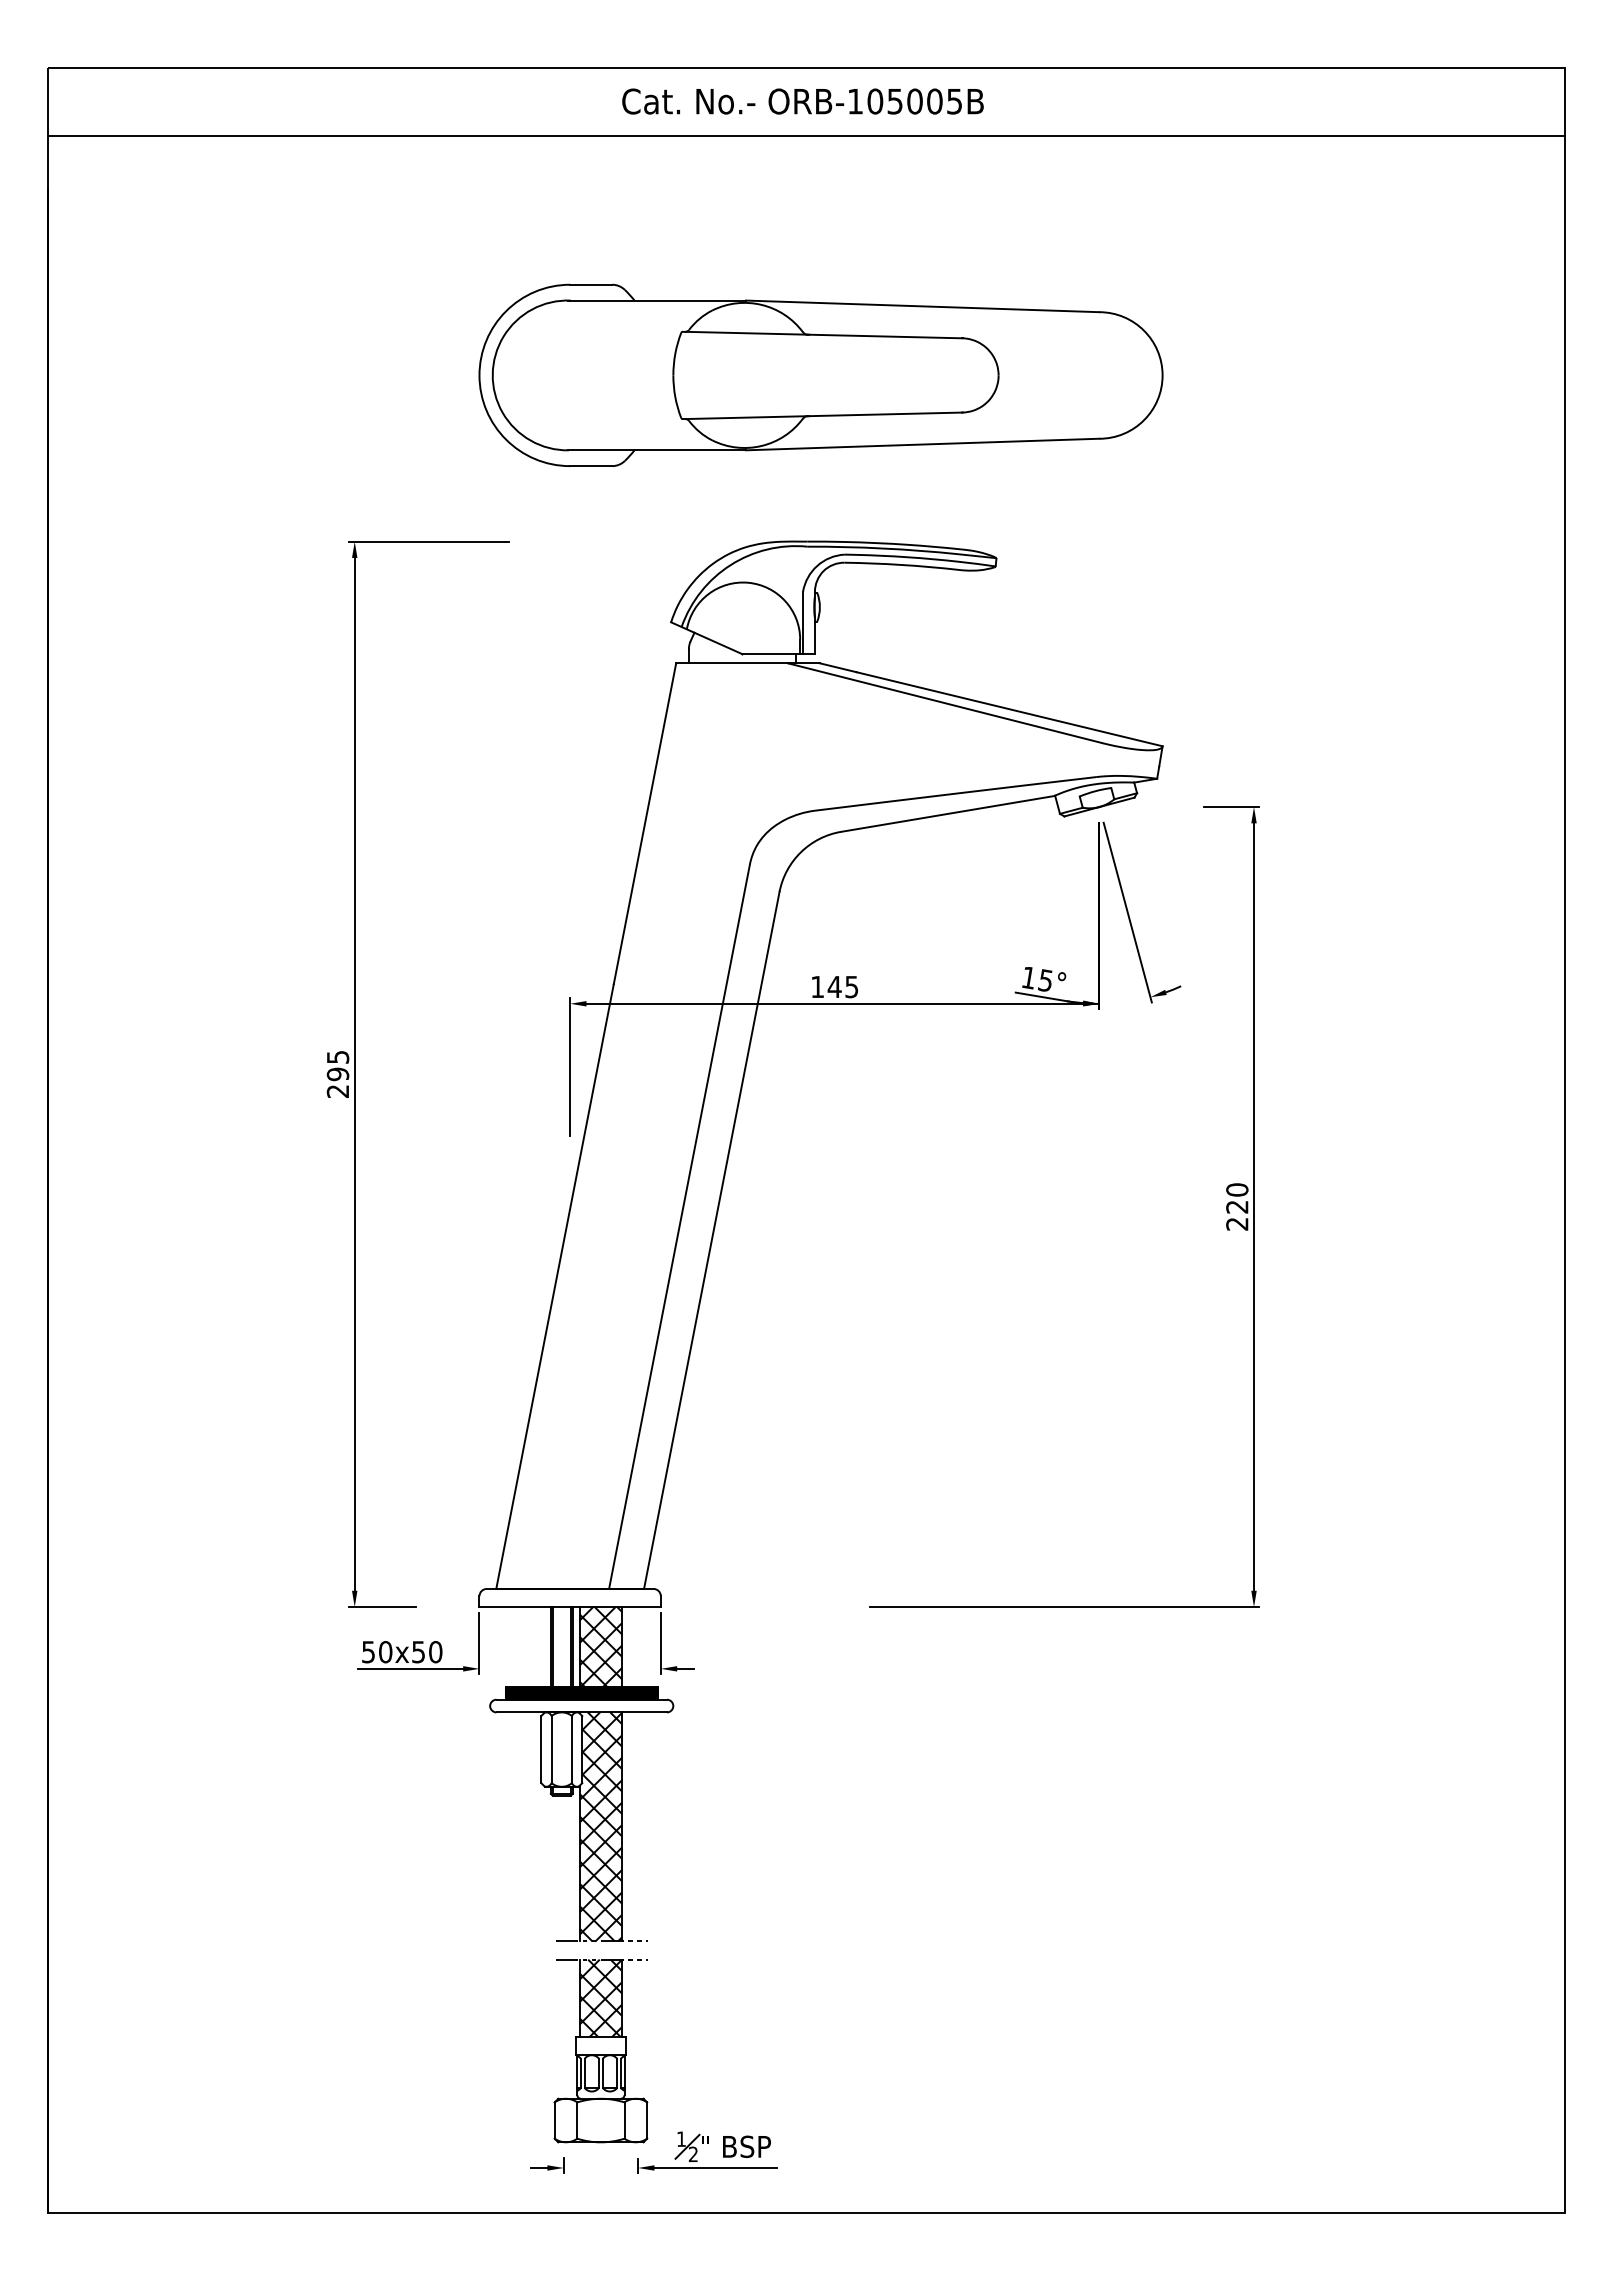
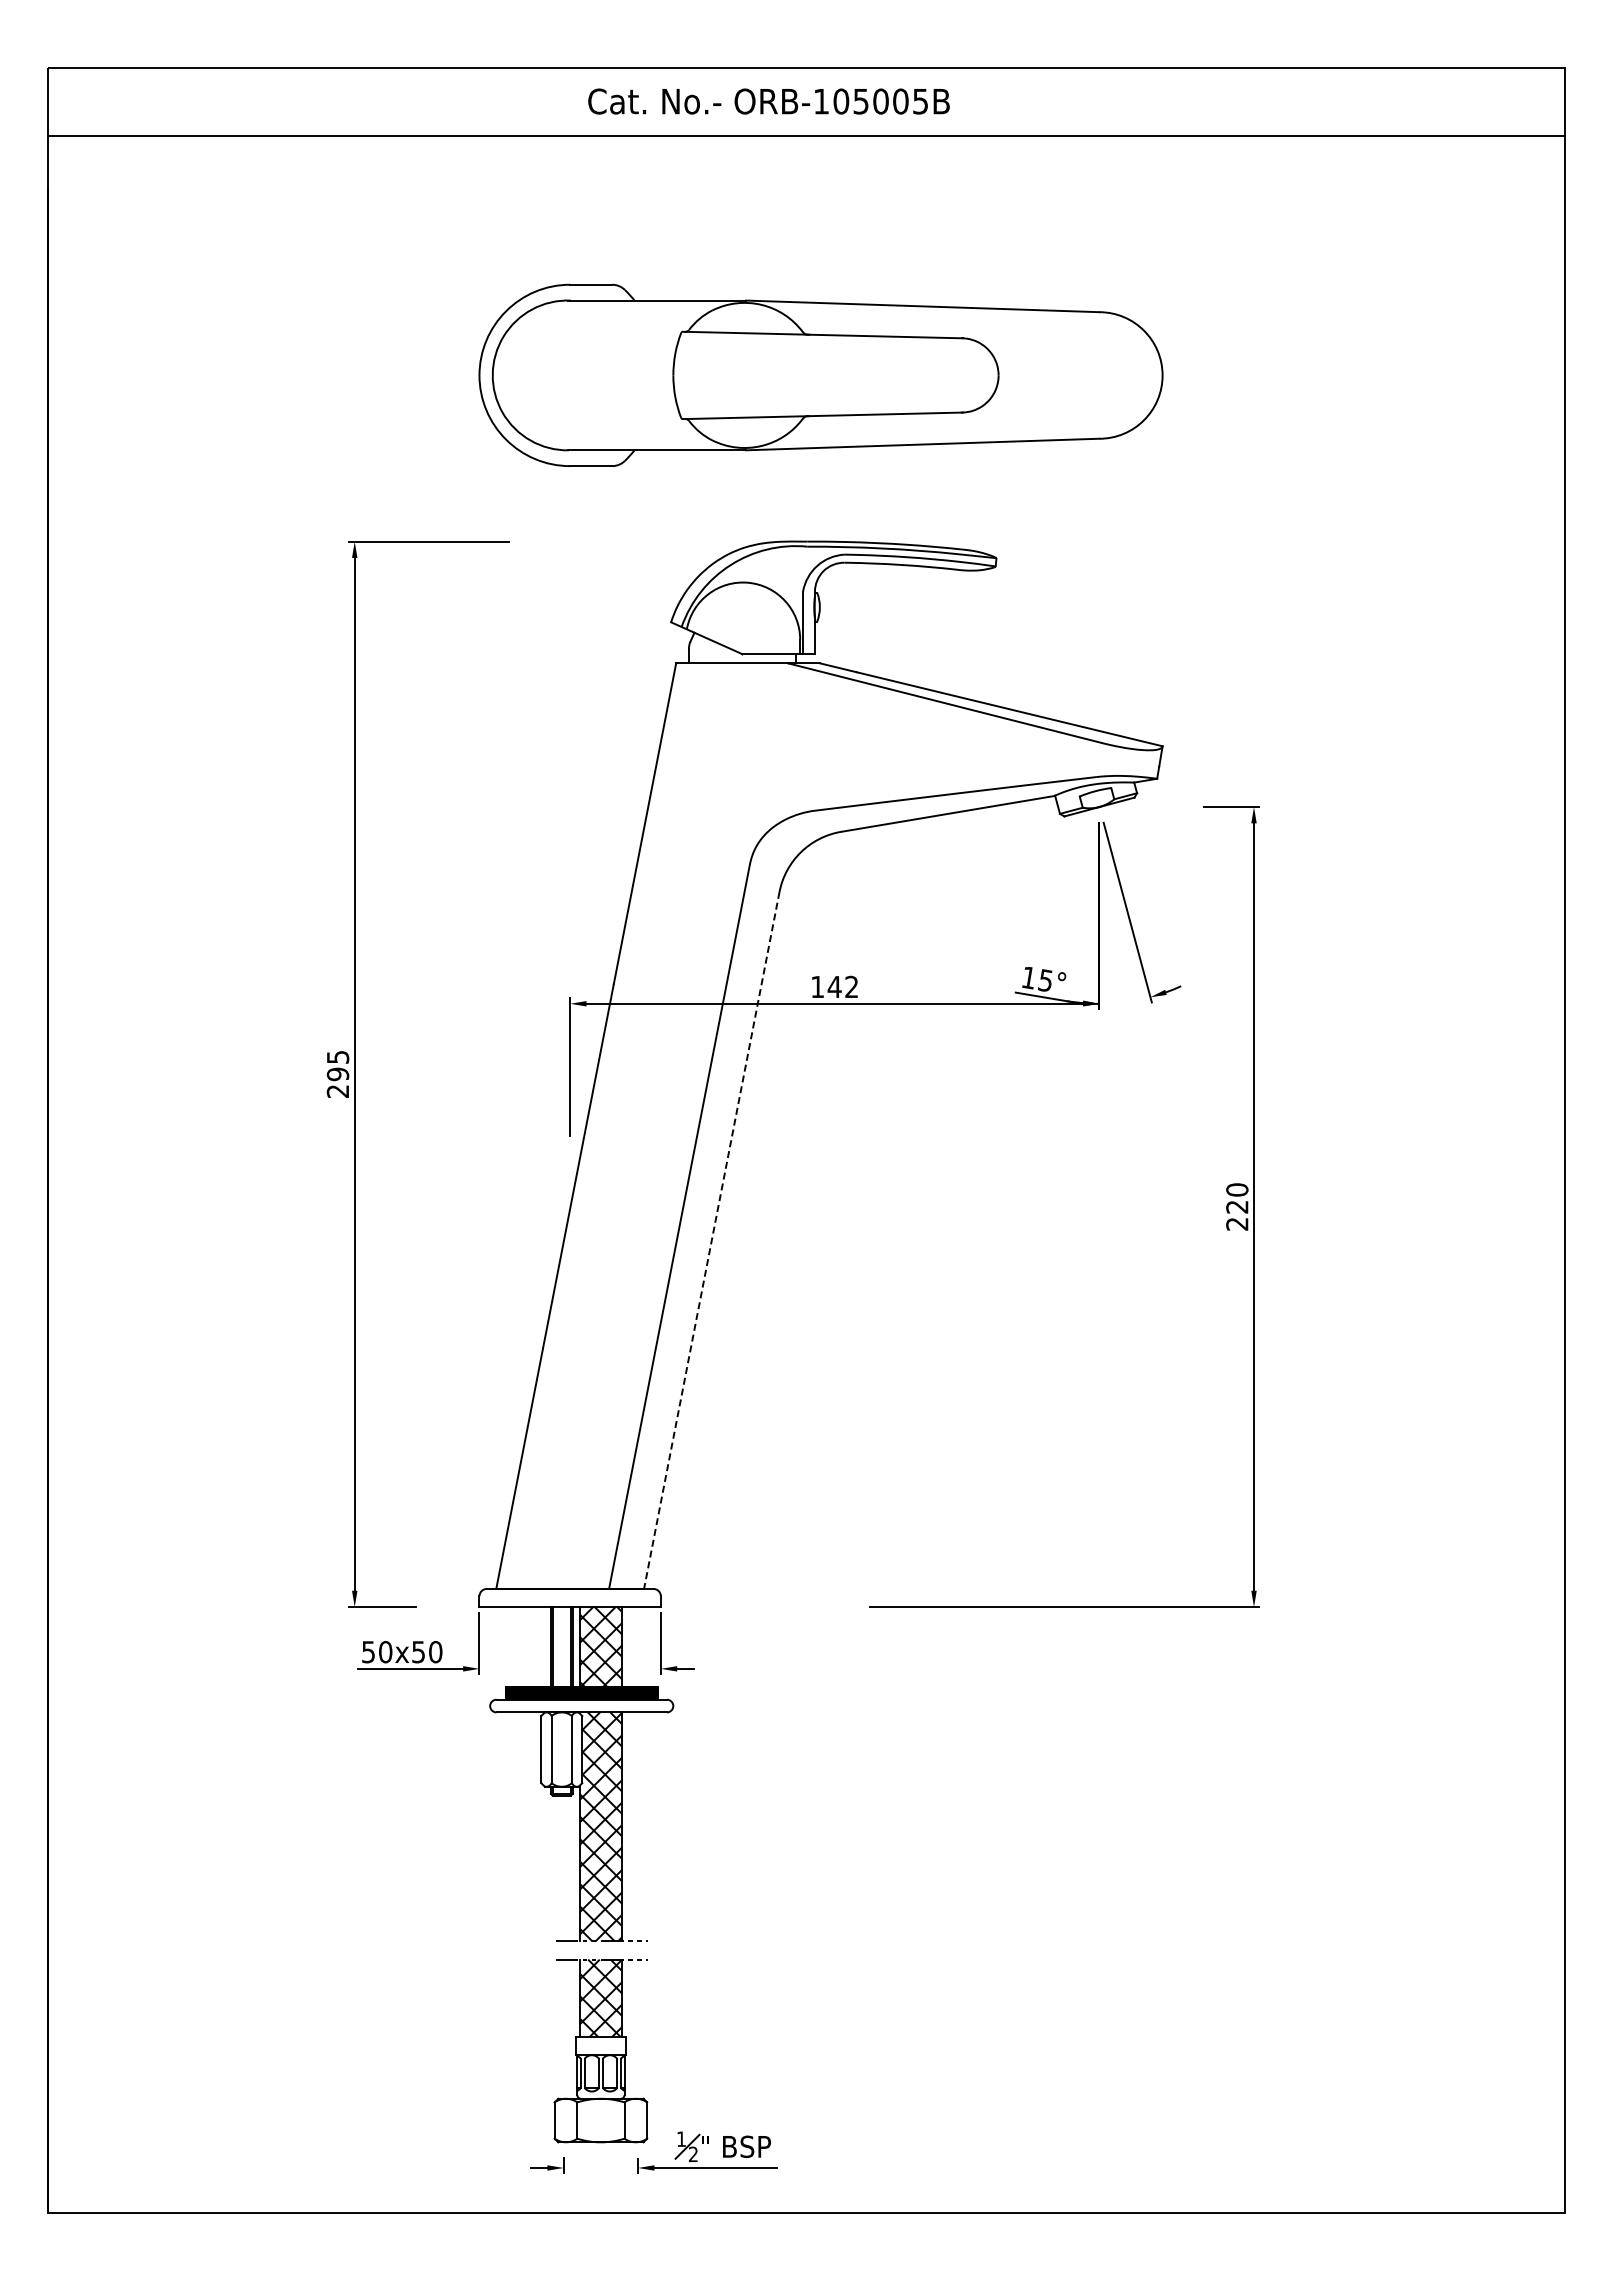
text position: (802, 101) -> (768, 101) (768, 101)
text: 145 -> 142 (851, 986)
line: solid -> dashed (711, 1240)
